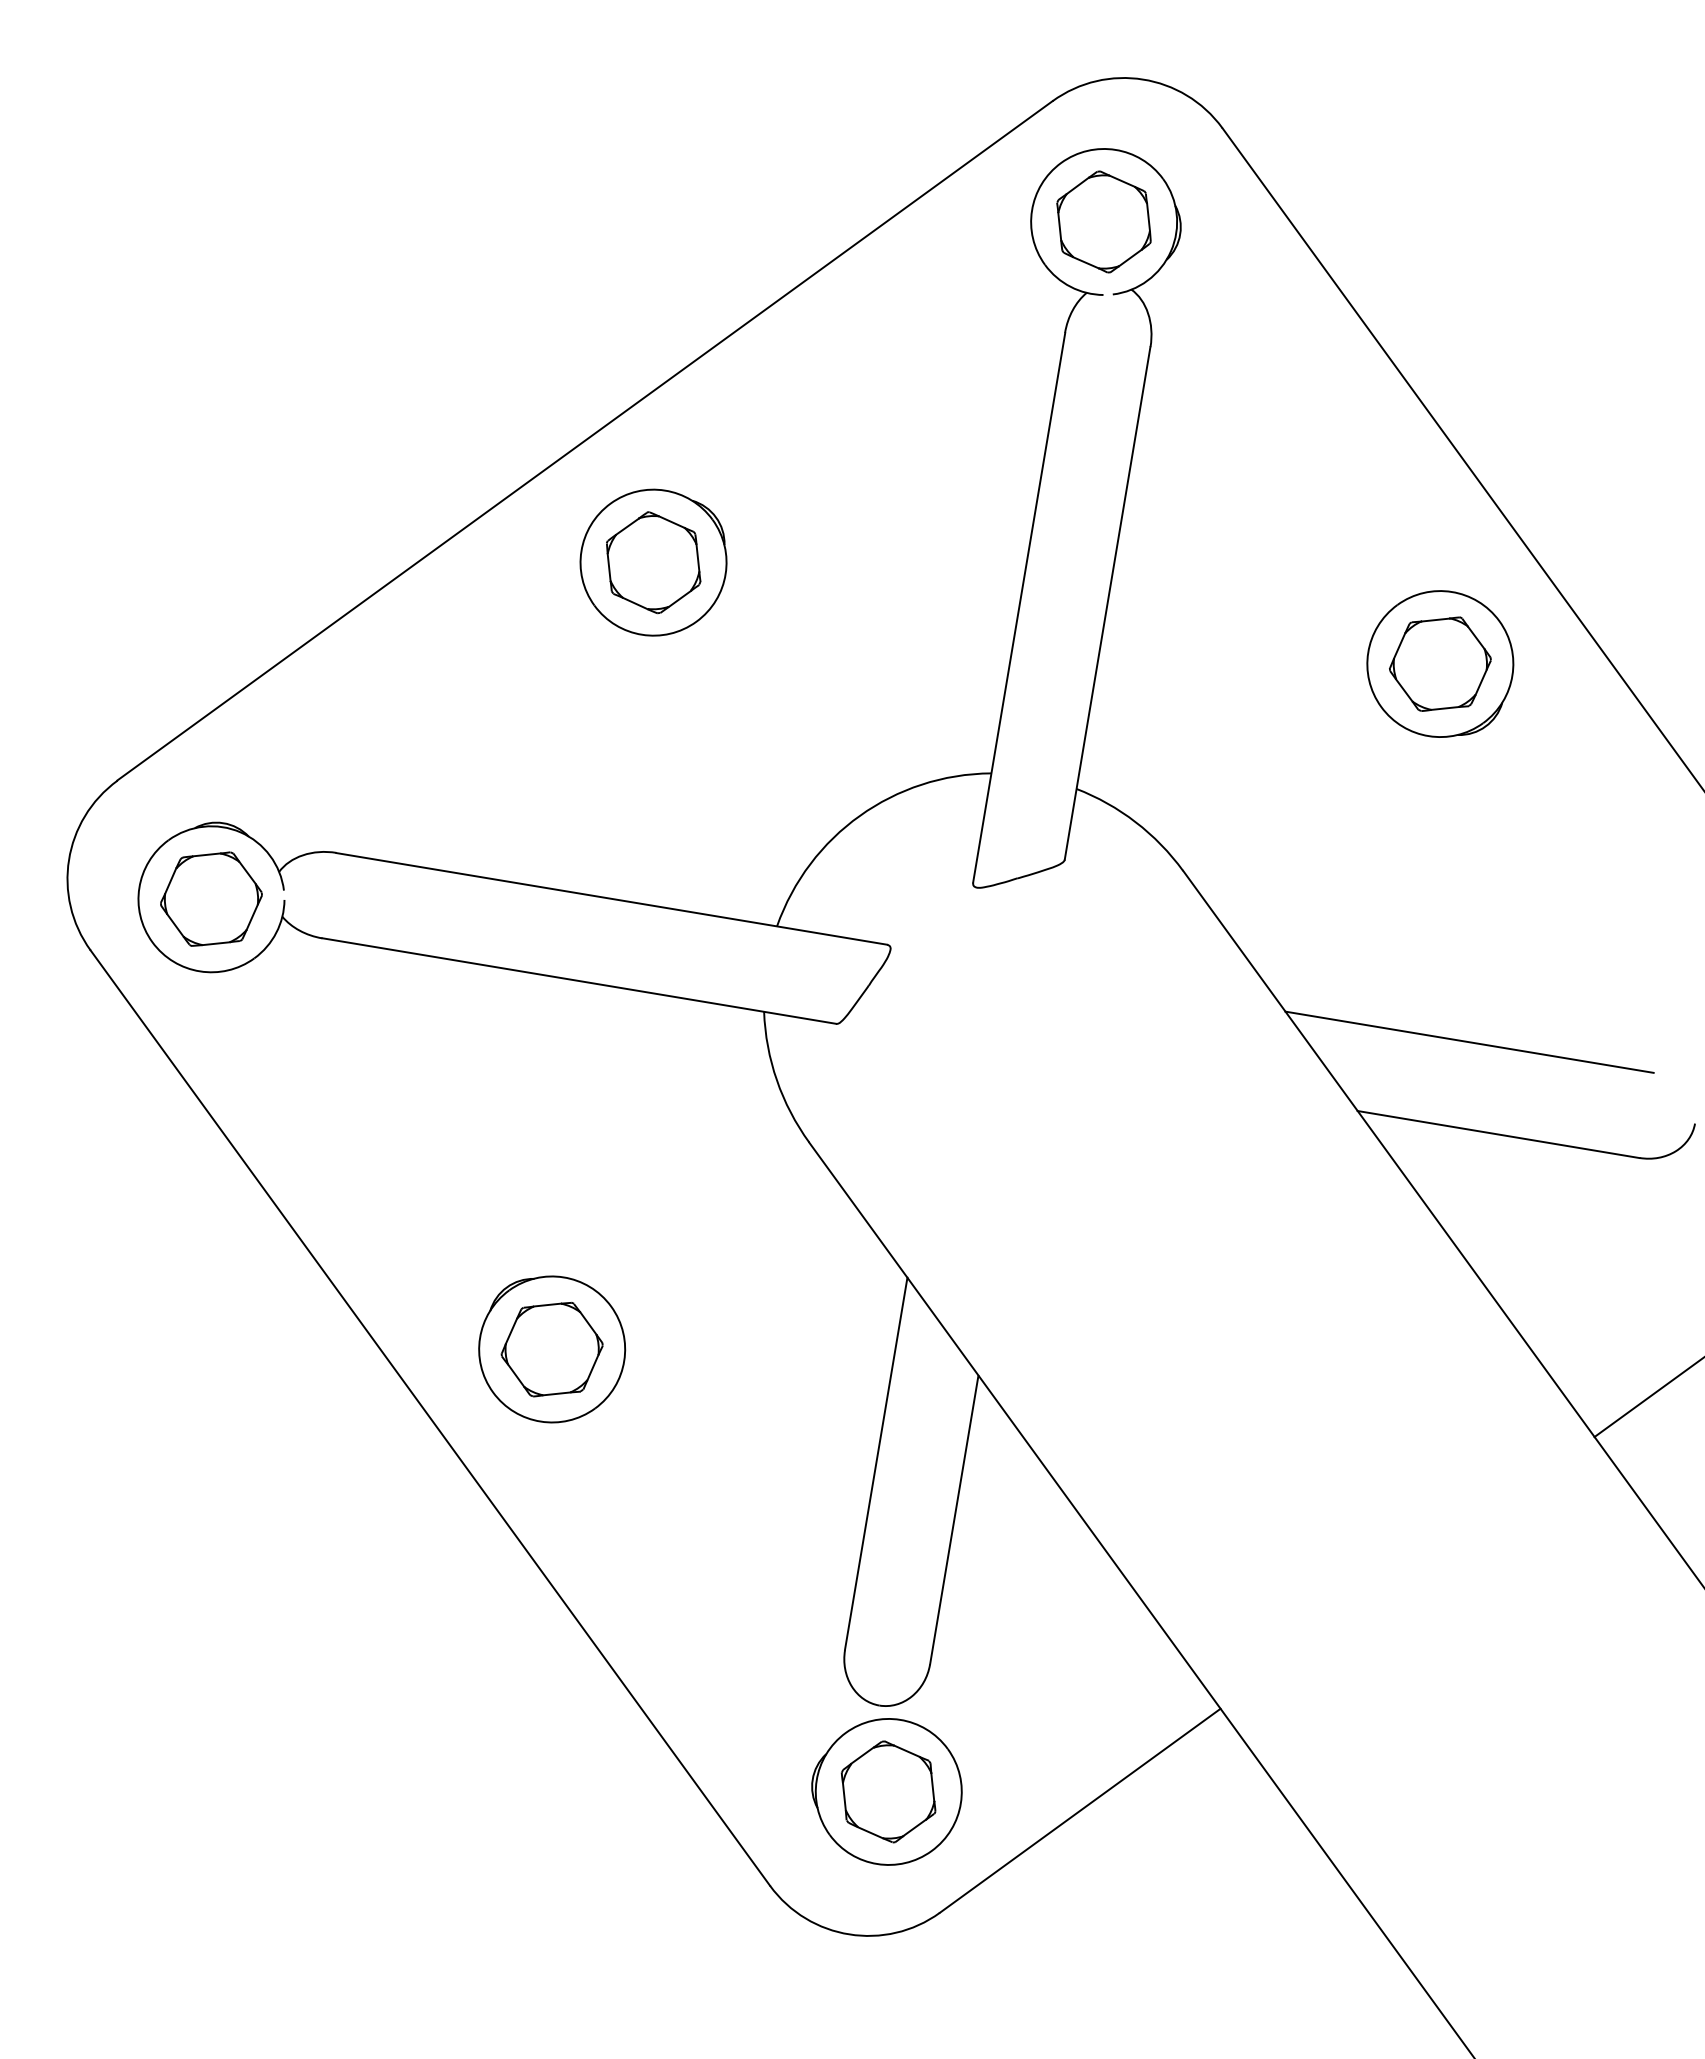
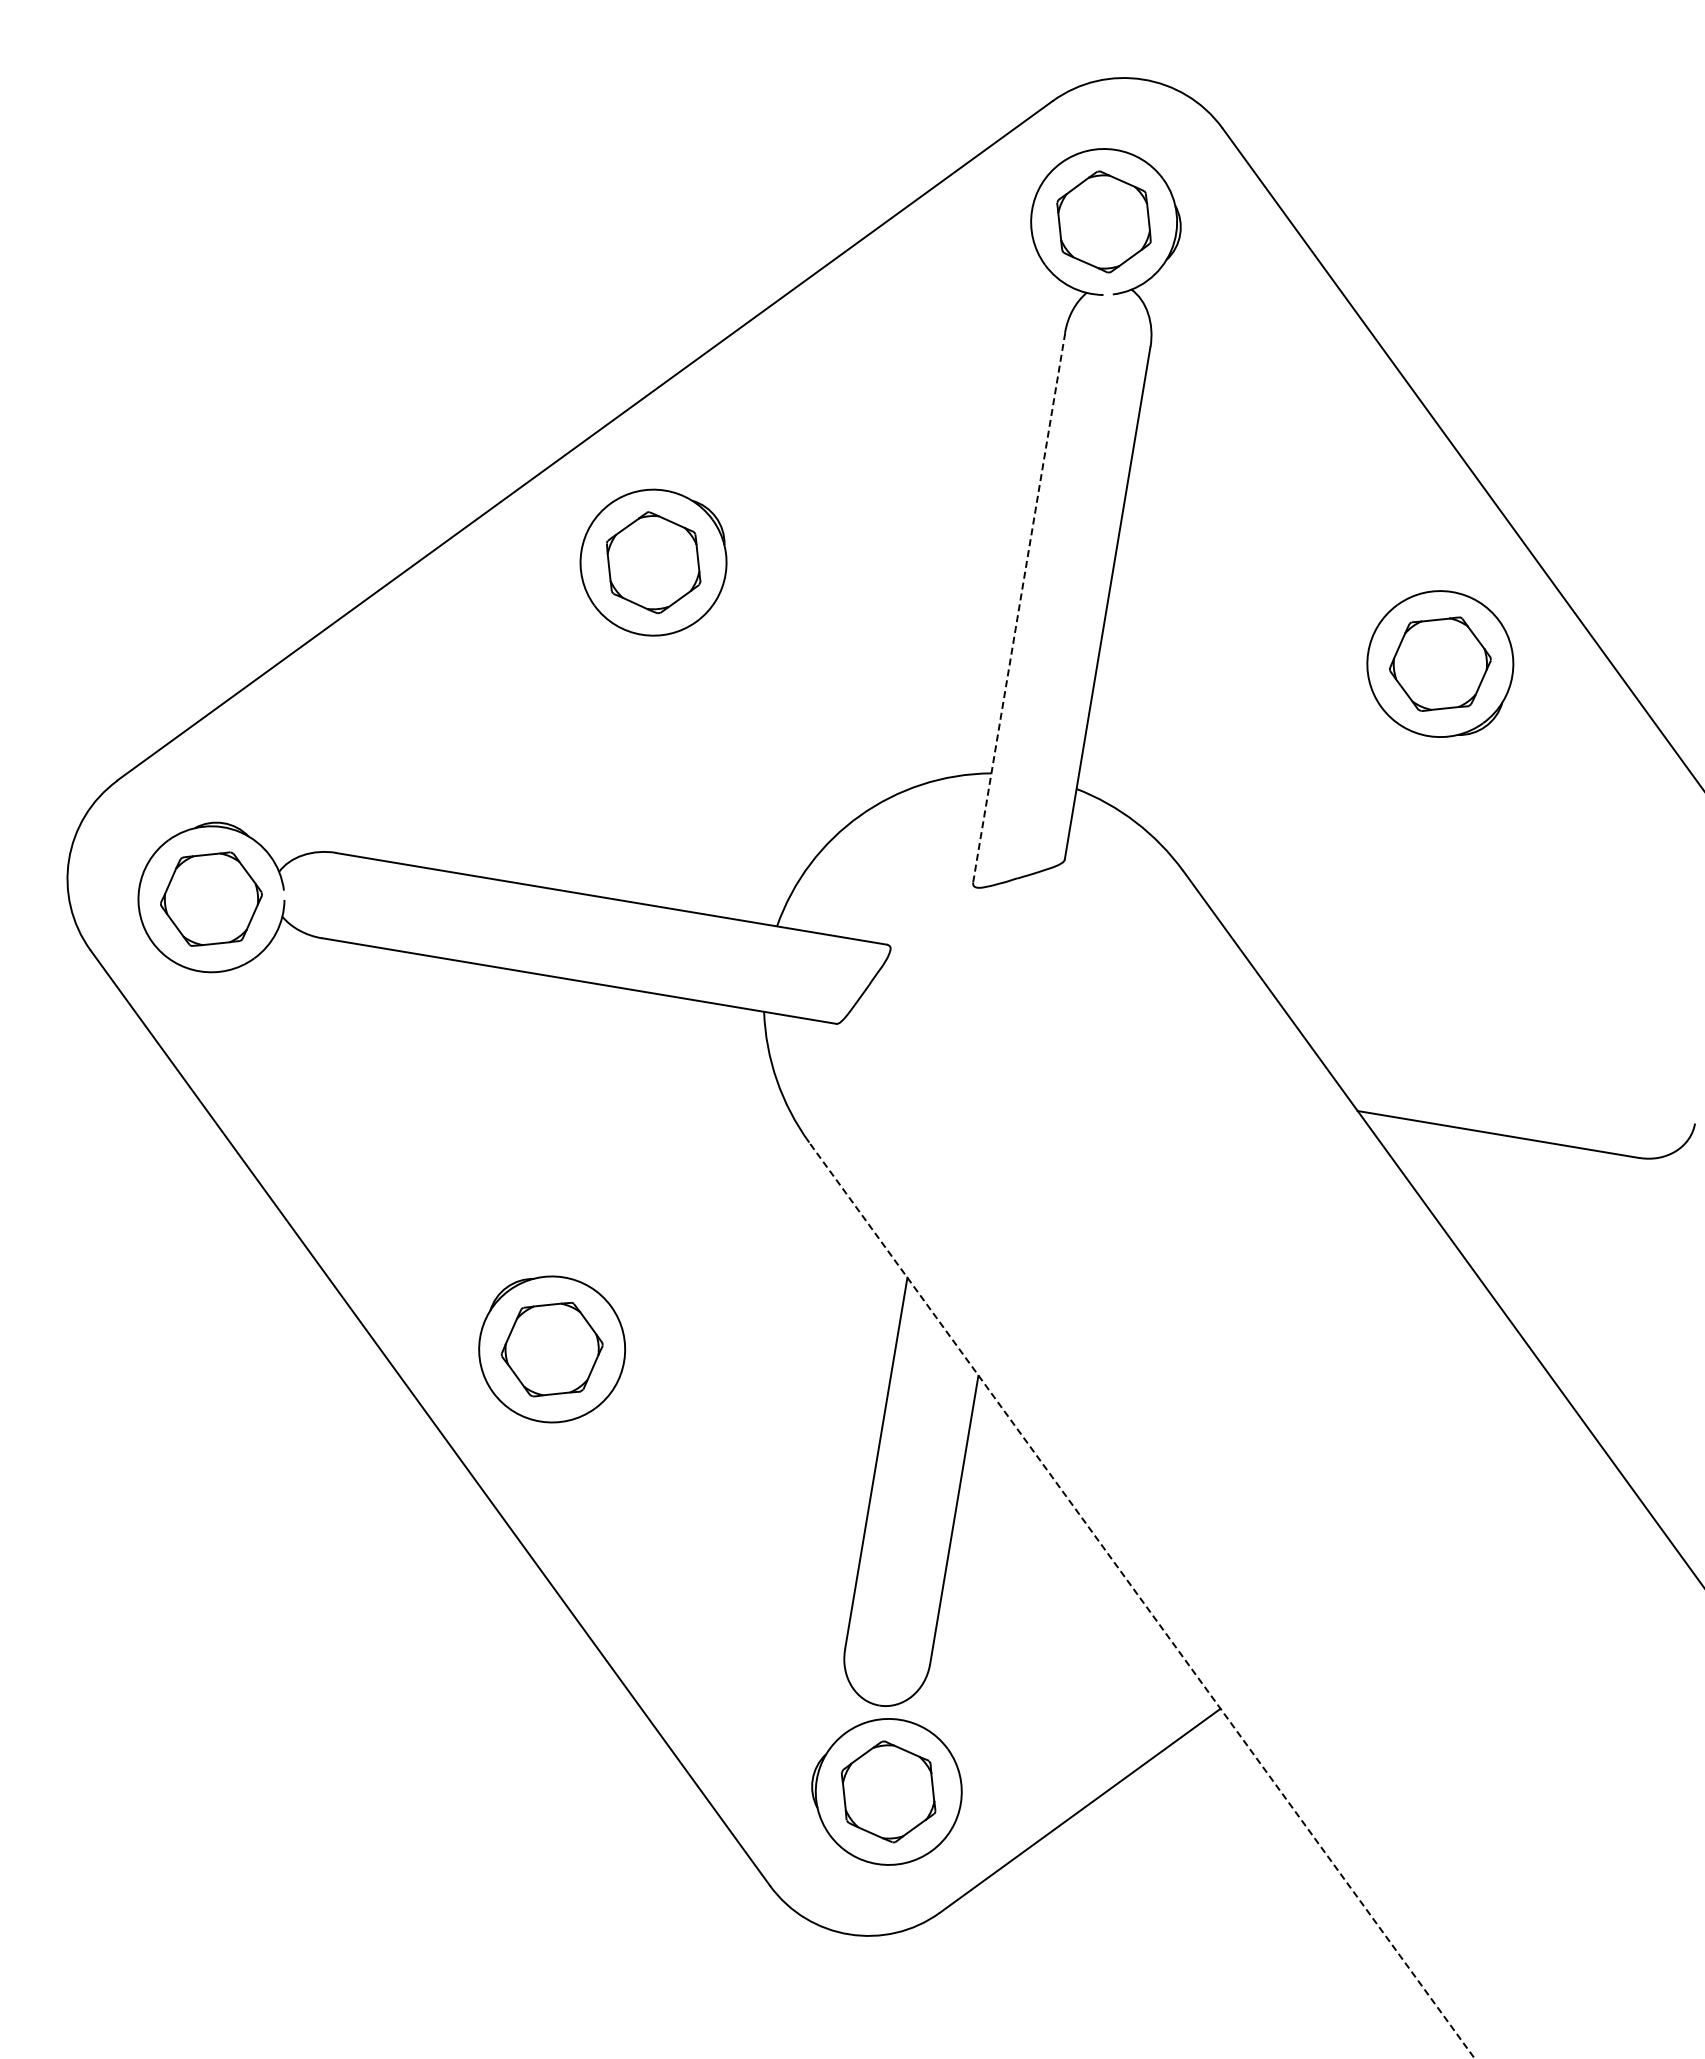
line: solid -> dashed (1019, 607)
line: present -> none (1469, 1041)
line: present -> none (1647, 1398)
line: solid -> dashed (1141, 1600)
